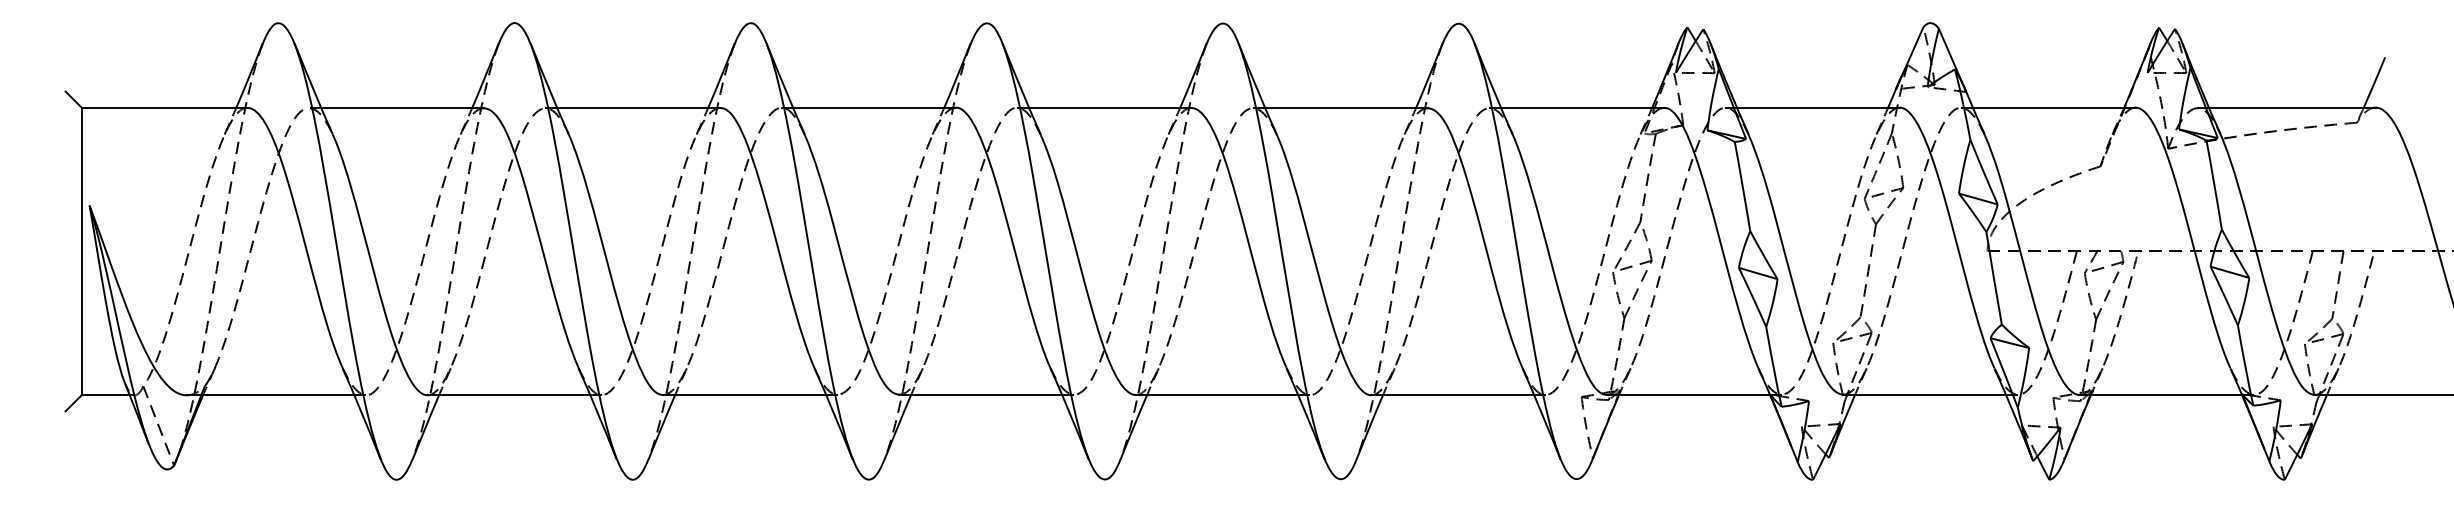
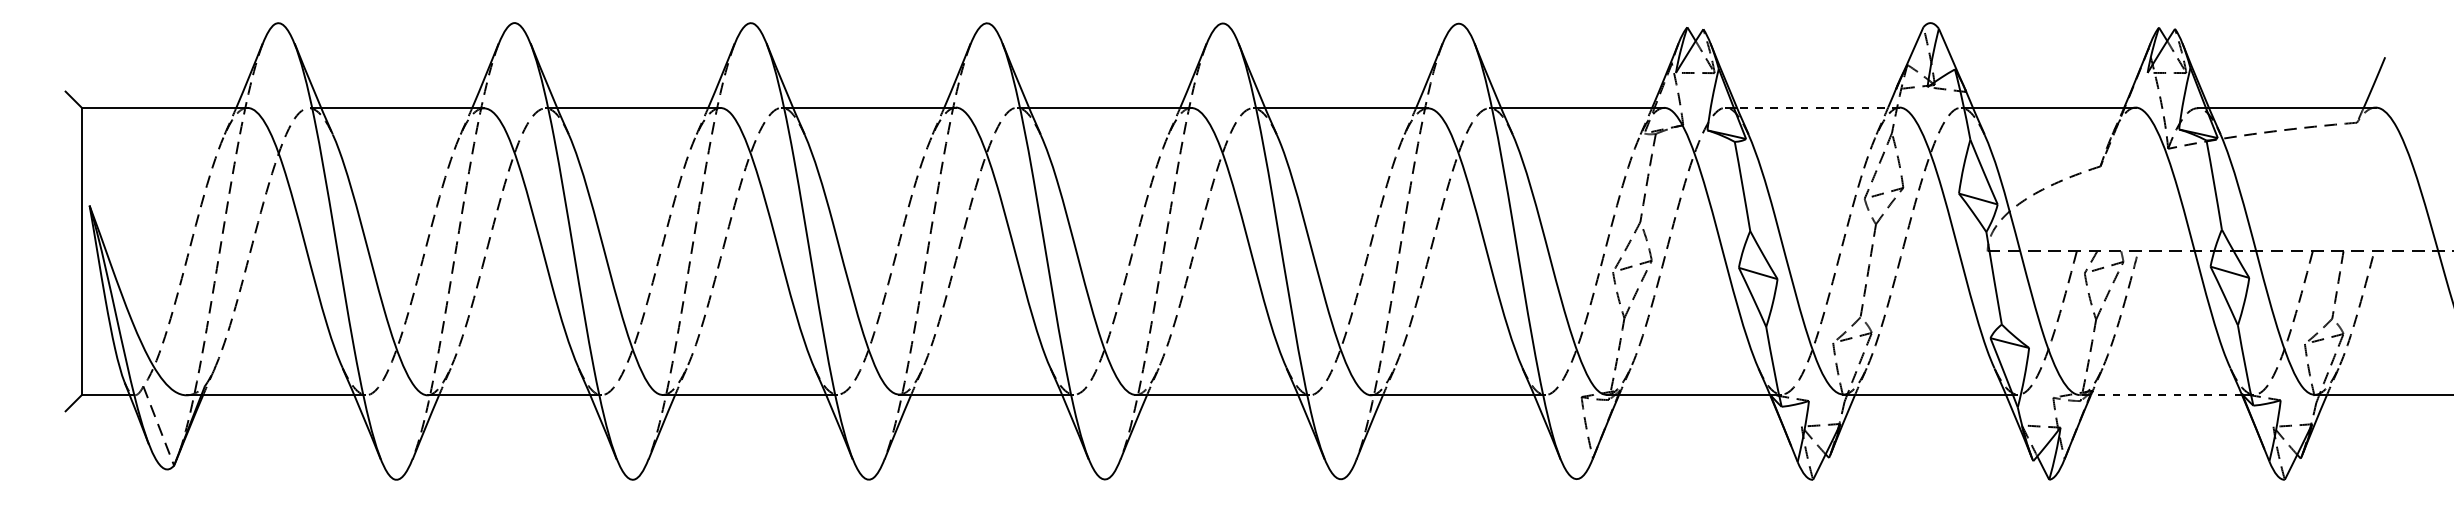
line: solid -> dashed (1817, 107)
line: solid -> dashed (2160, 395)
